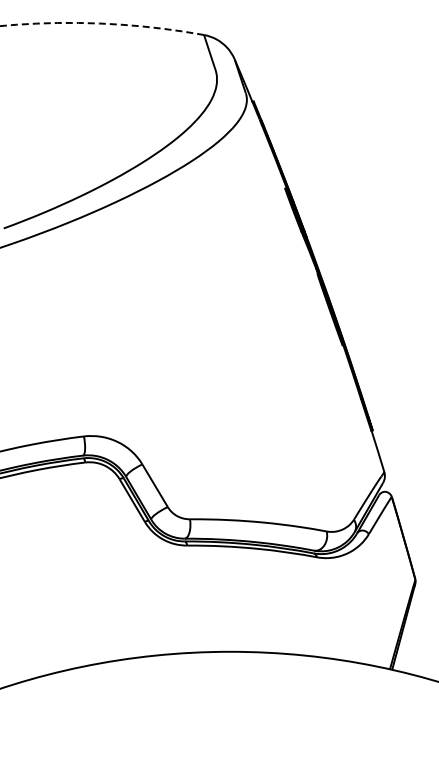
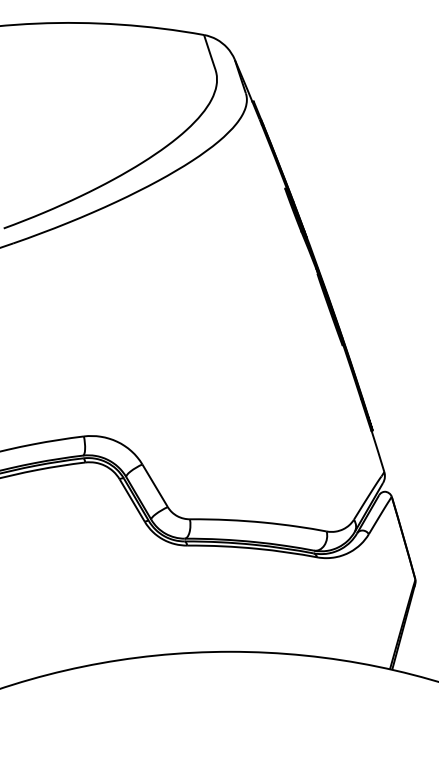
arc: dashed -> solid (103, 23)
